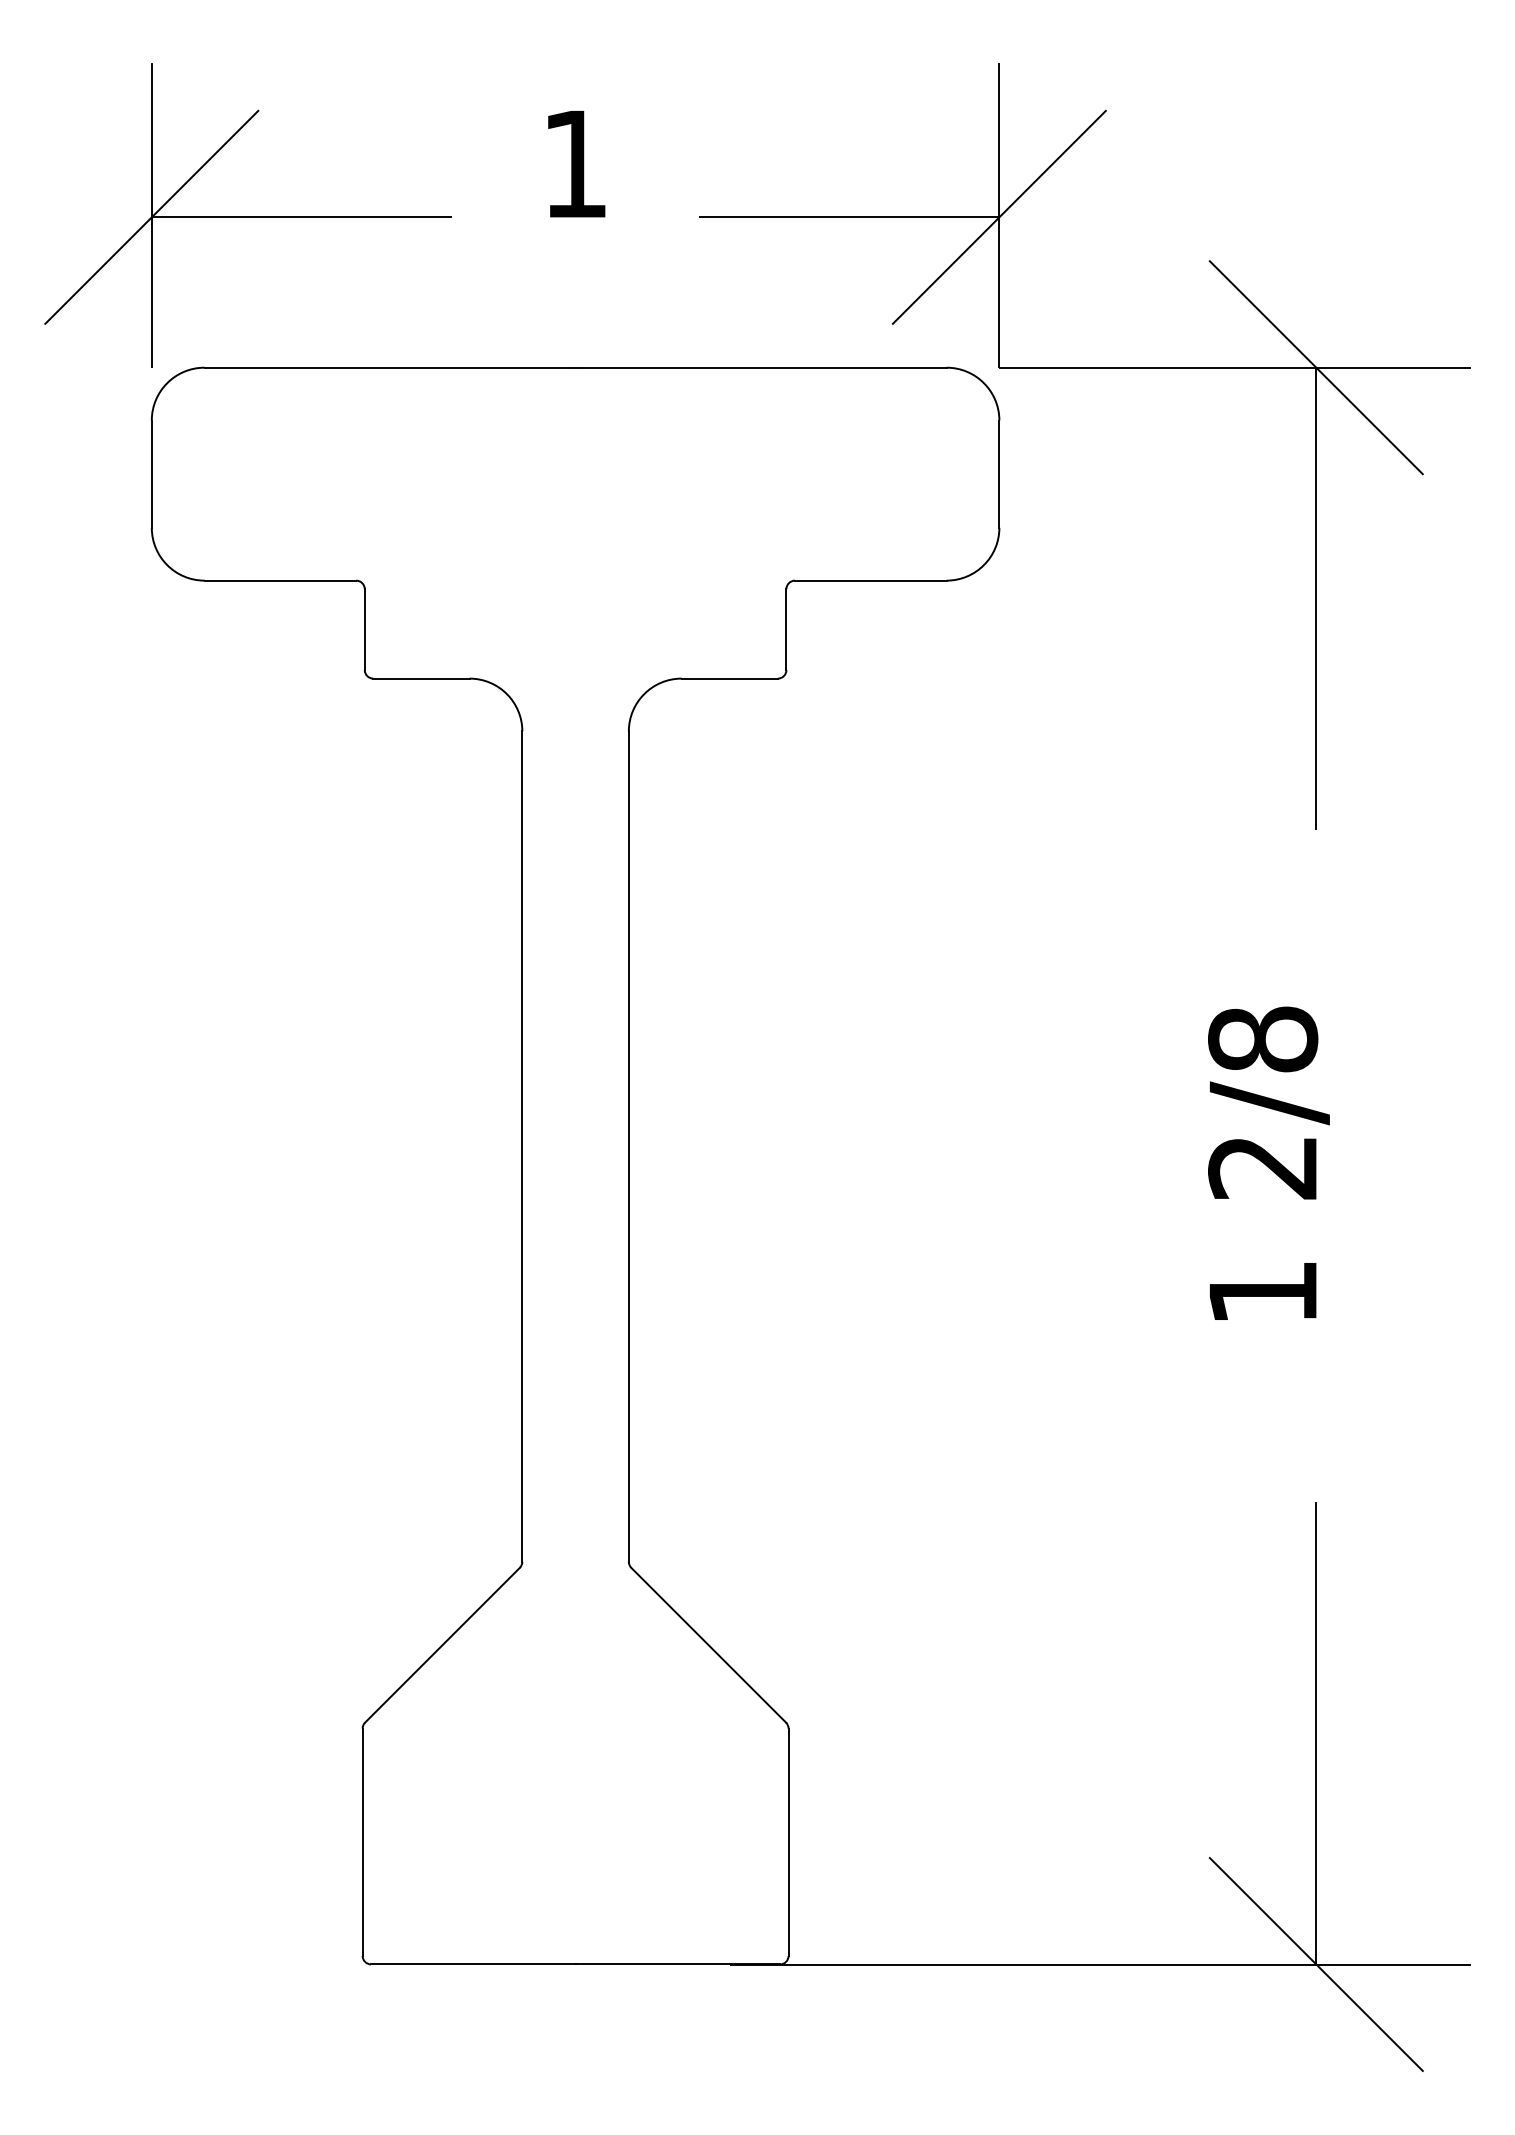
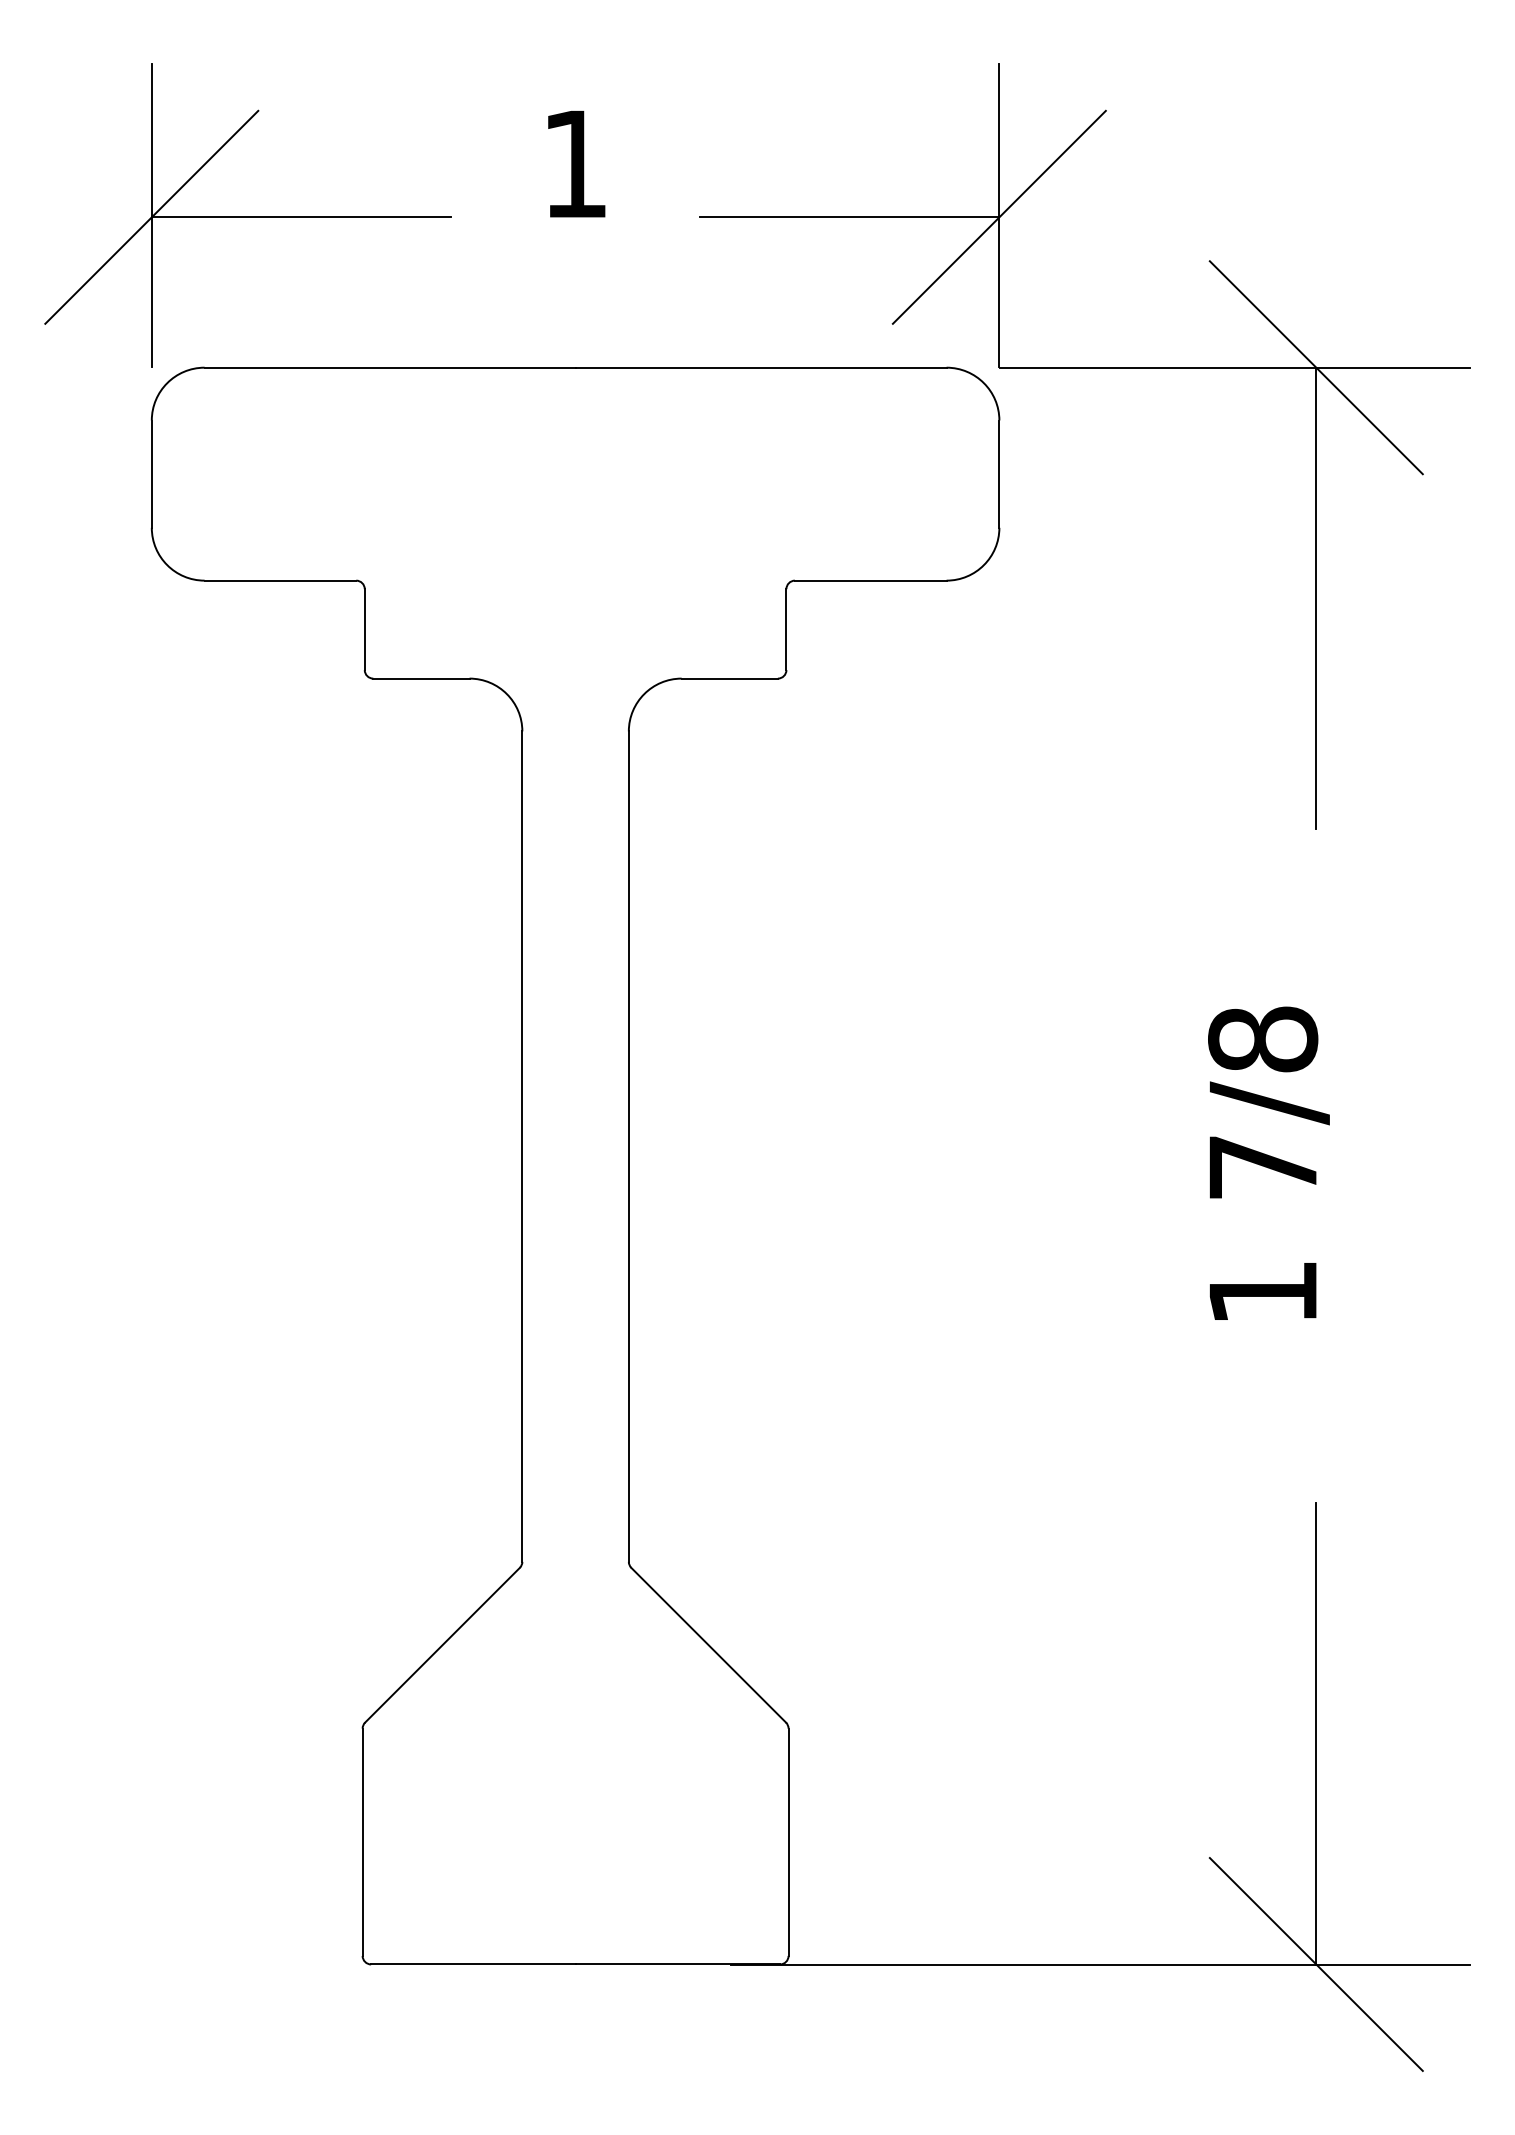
text: 2/8 -> 7/8 (1262, 1167)
